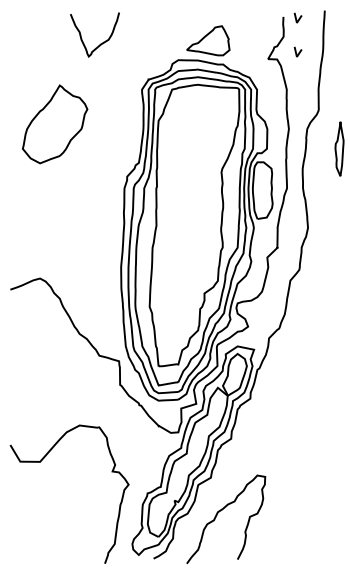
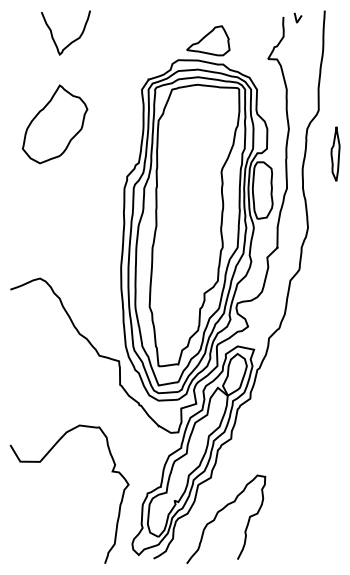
curve position: (100, 43) -> (71, 41) (71, 41)
line: present -> none (296, 51)
part position: (339, 148) -> (335, 153) (335, 153)
